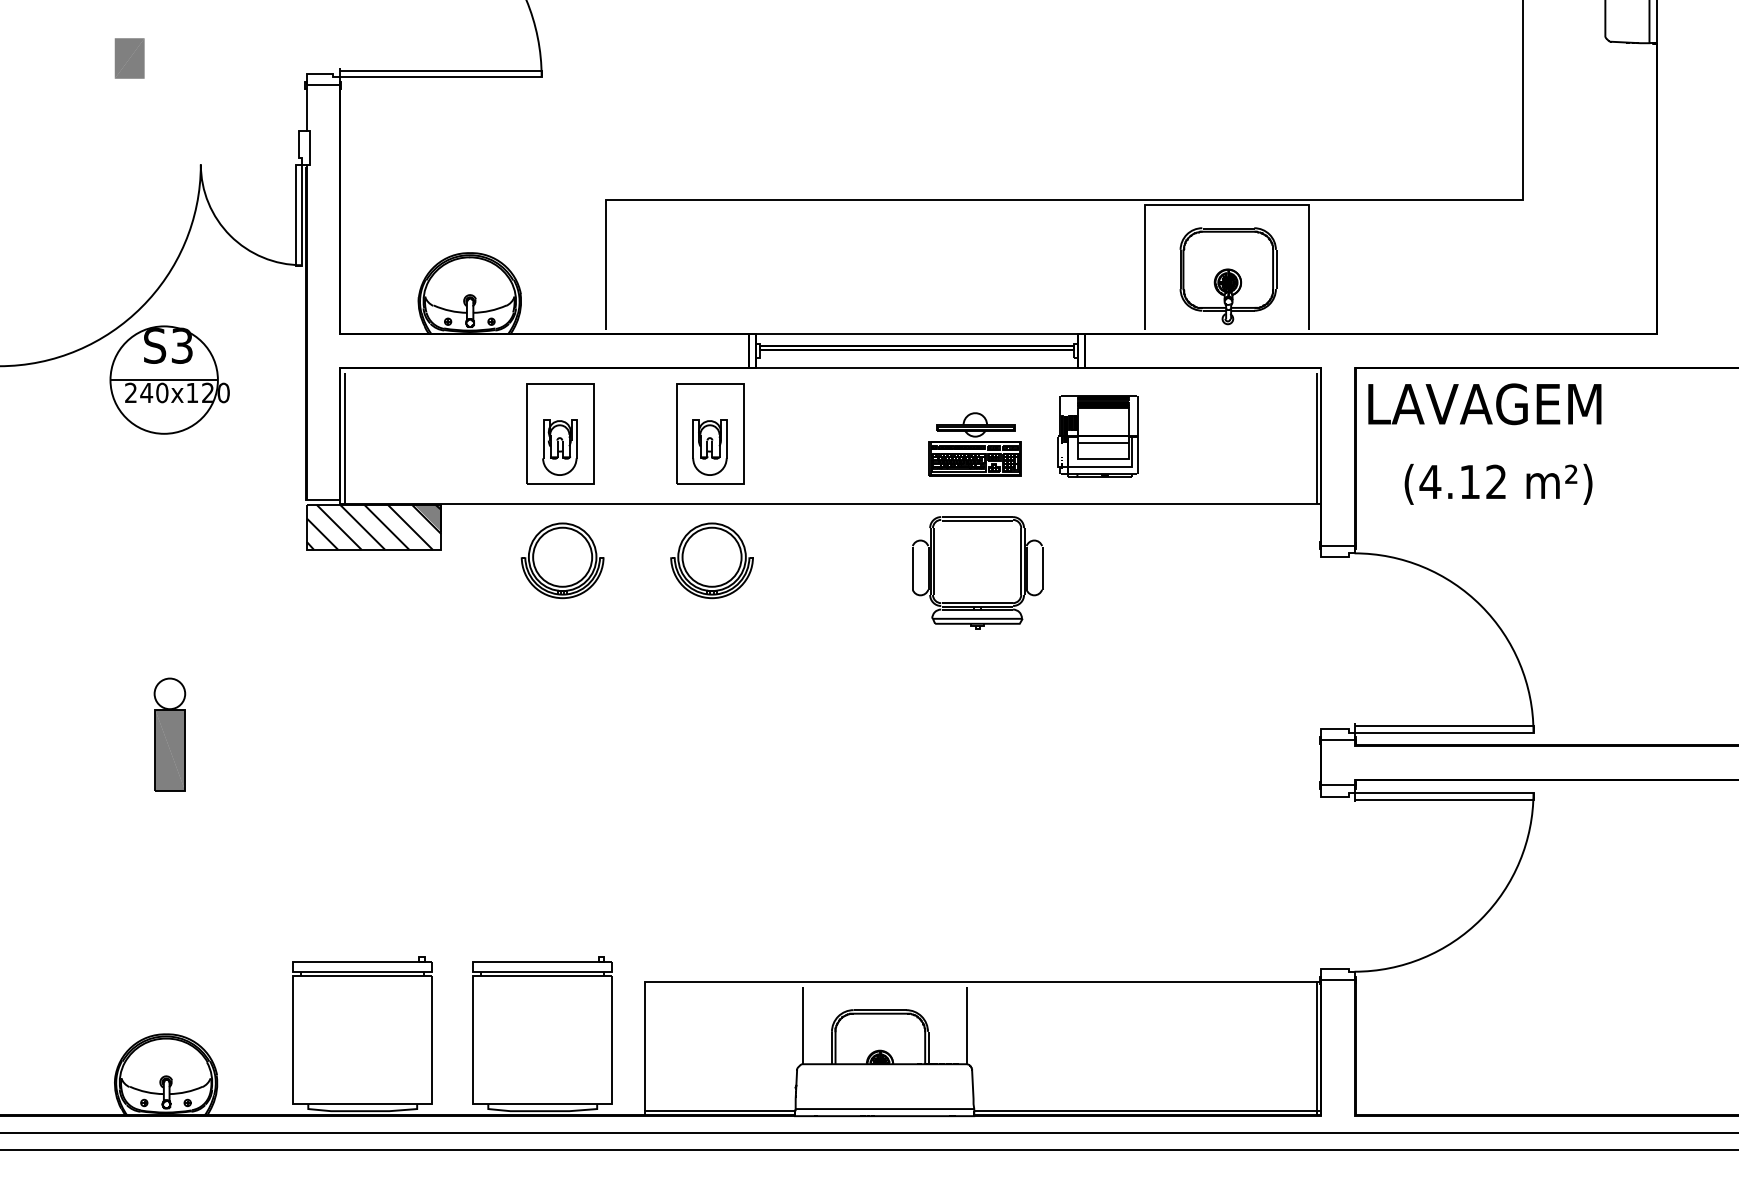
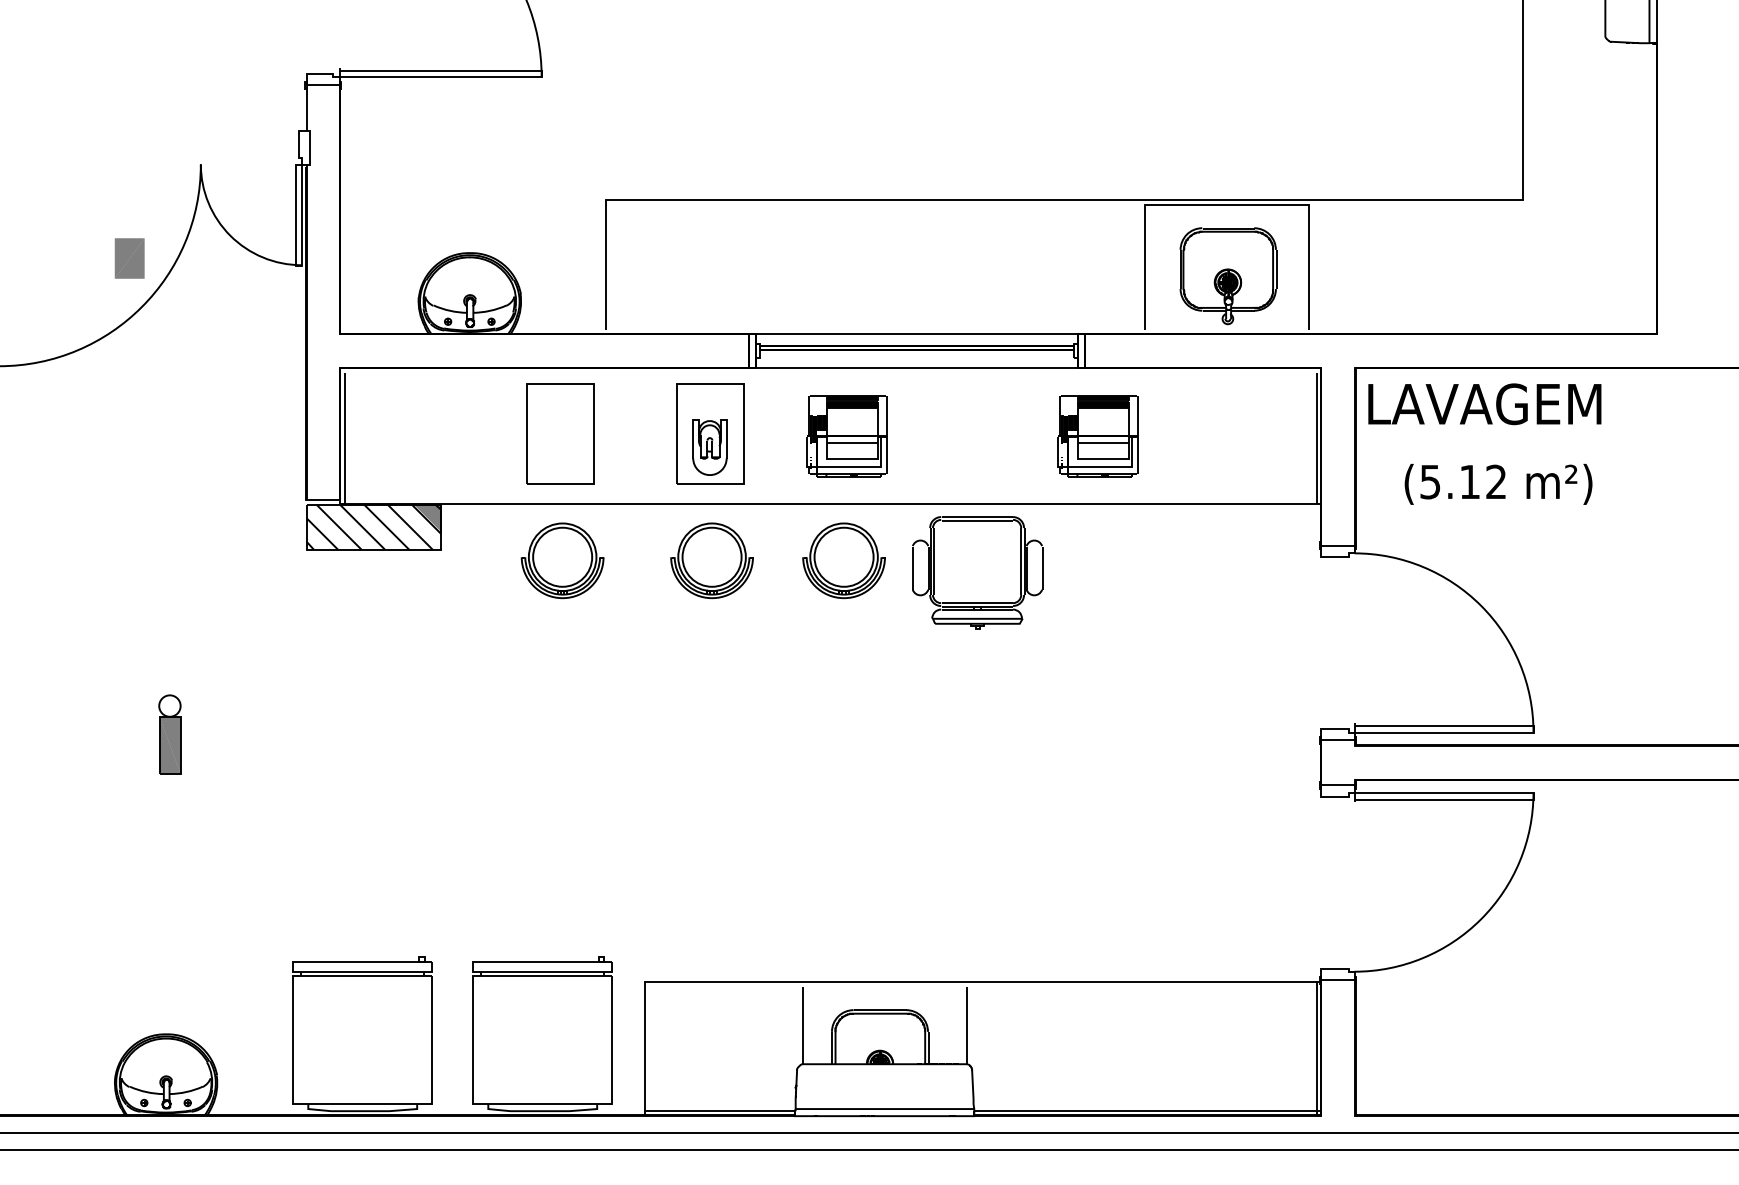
part position: (129, 58) -> (129, 258) (129, 258)
part: present -> none (169, 379)
part: none -> present (846, 436)
part: present -> none (974, 444)
part: present -> none (559, 447)
text: (4.12 -> (5.12 (1430, 482)
part: none -> present (843, 560)
part size: 34x115 px -> 24x81 px (169, 734)
